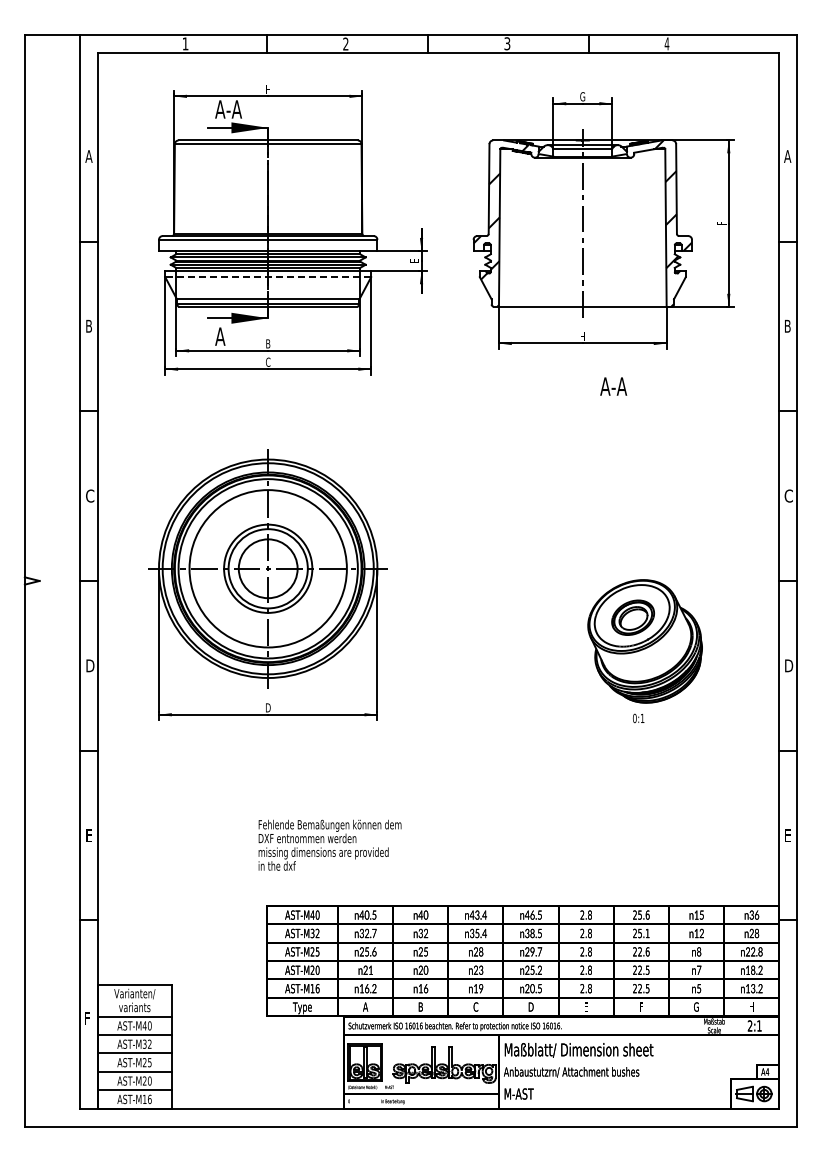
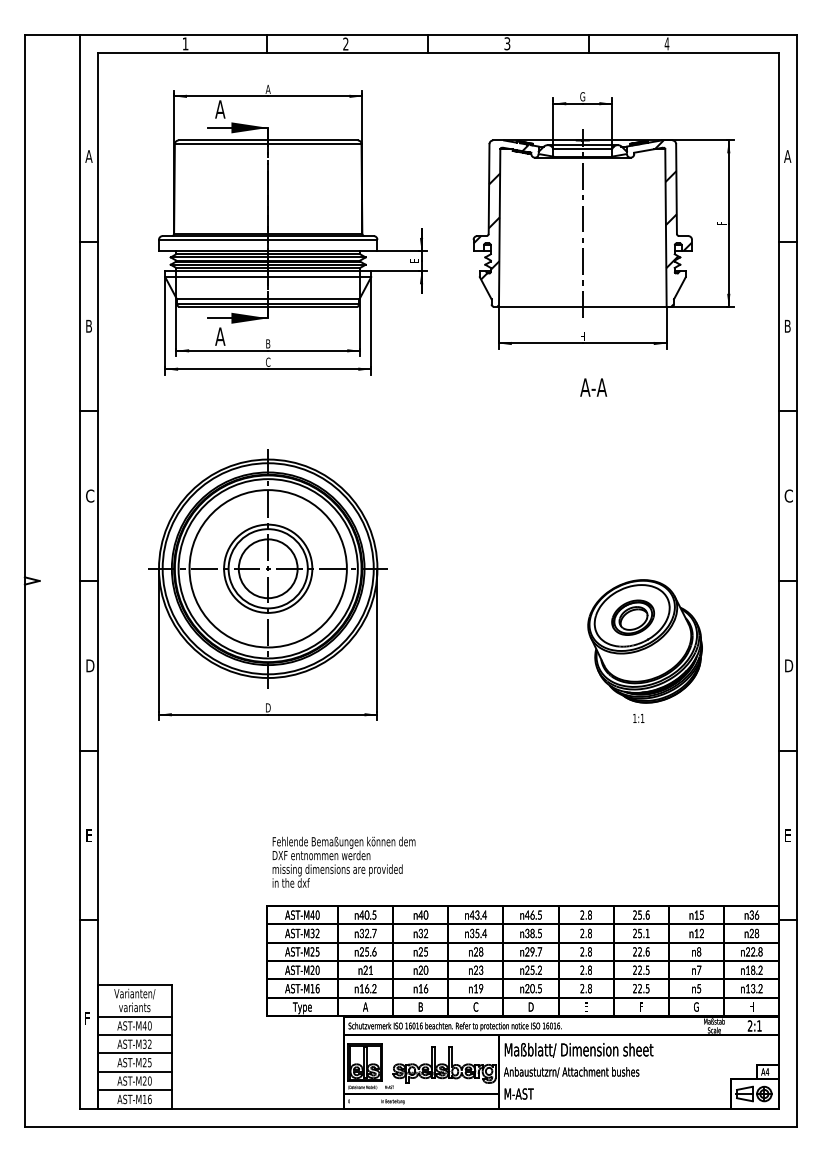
text: H -> A (267, 88)
text: A-A -> A (234, 109)
line: dashed -> solid (268, 277)
text position: (613, 386) -> (593, 387) (593, 387)
text: 0:1 -> 1:1 (634, 717)
text position: (329, 844) -> (343, 861) (343, 861)
